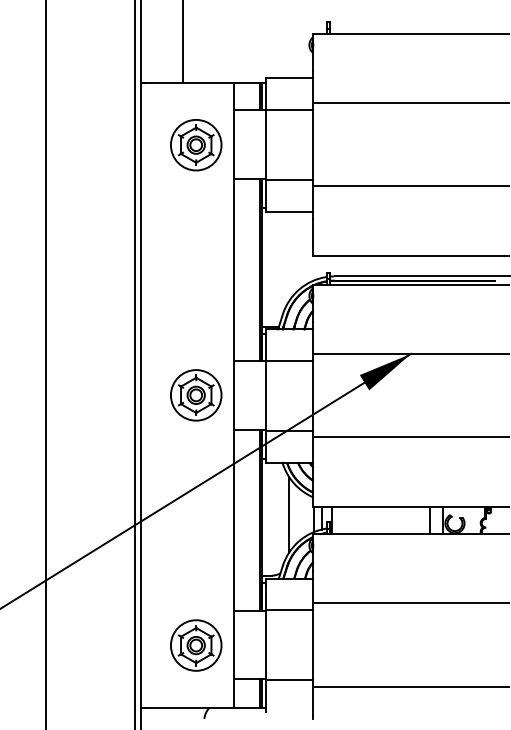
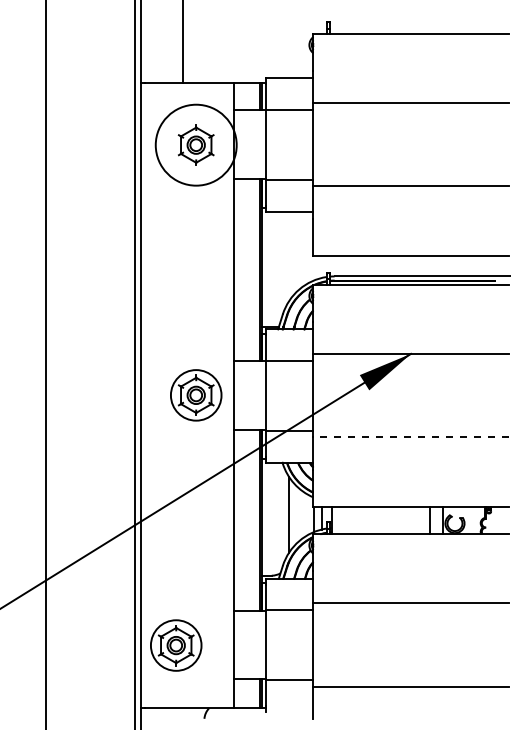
circle diameter: 51 px -> 81 px (195, 144)
line: solid -> dashed (411, 437)
part position: (196, 645) -> (176, 645) (176, 645)
